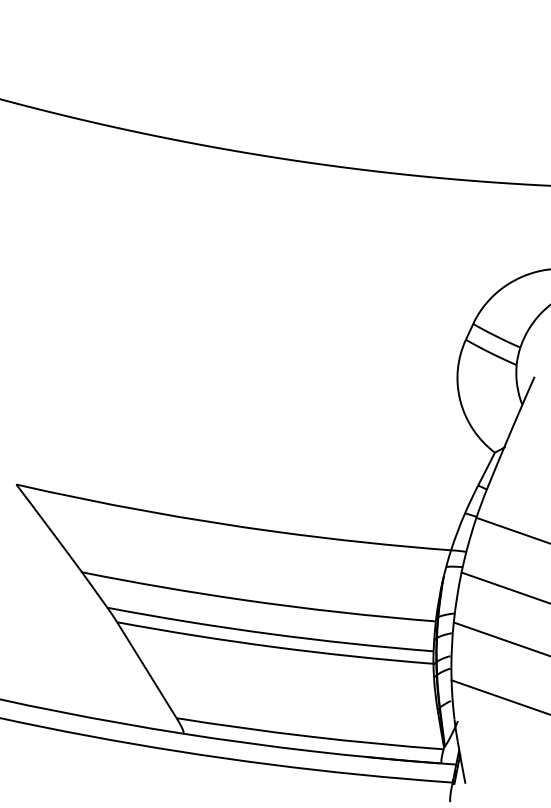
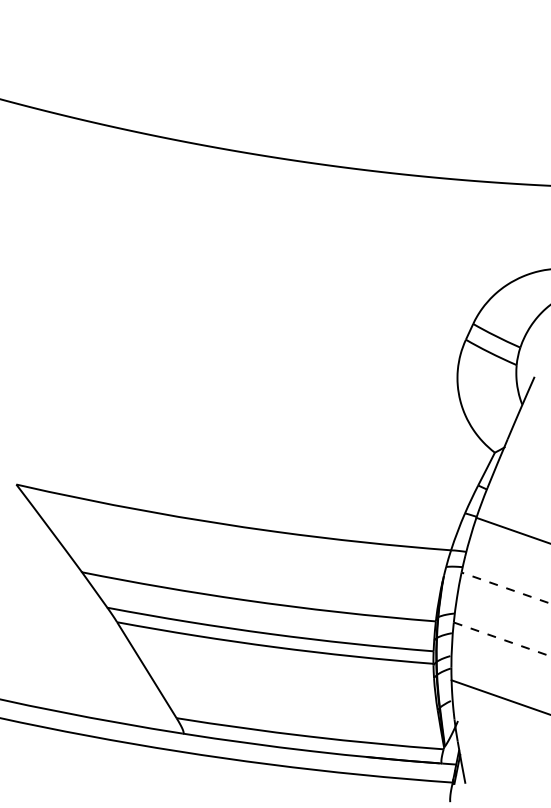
line: solid -> dashed (505, 588)
line: solid -> dashed (502, 639)
